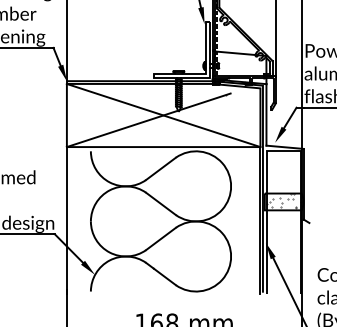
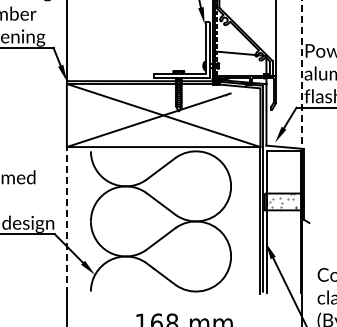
line: solid -> dashed (301, 74)
line: solid -> dashed (66, 220)
